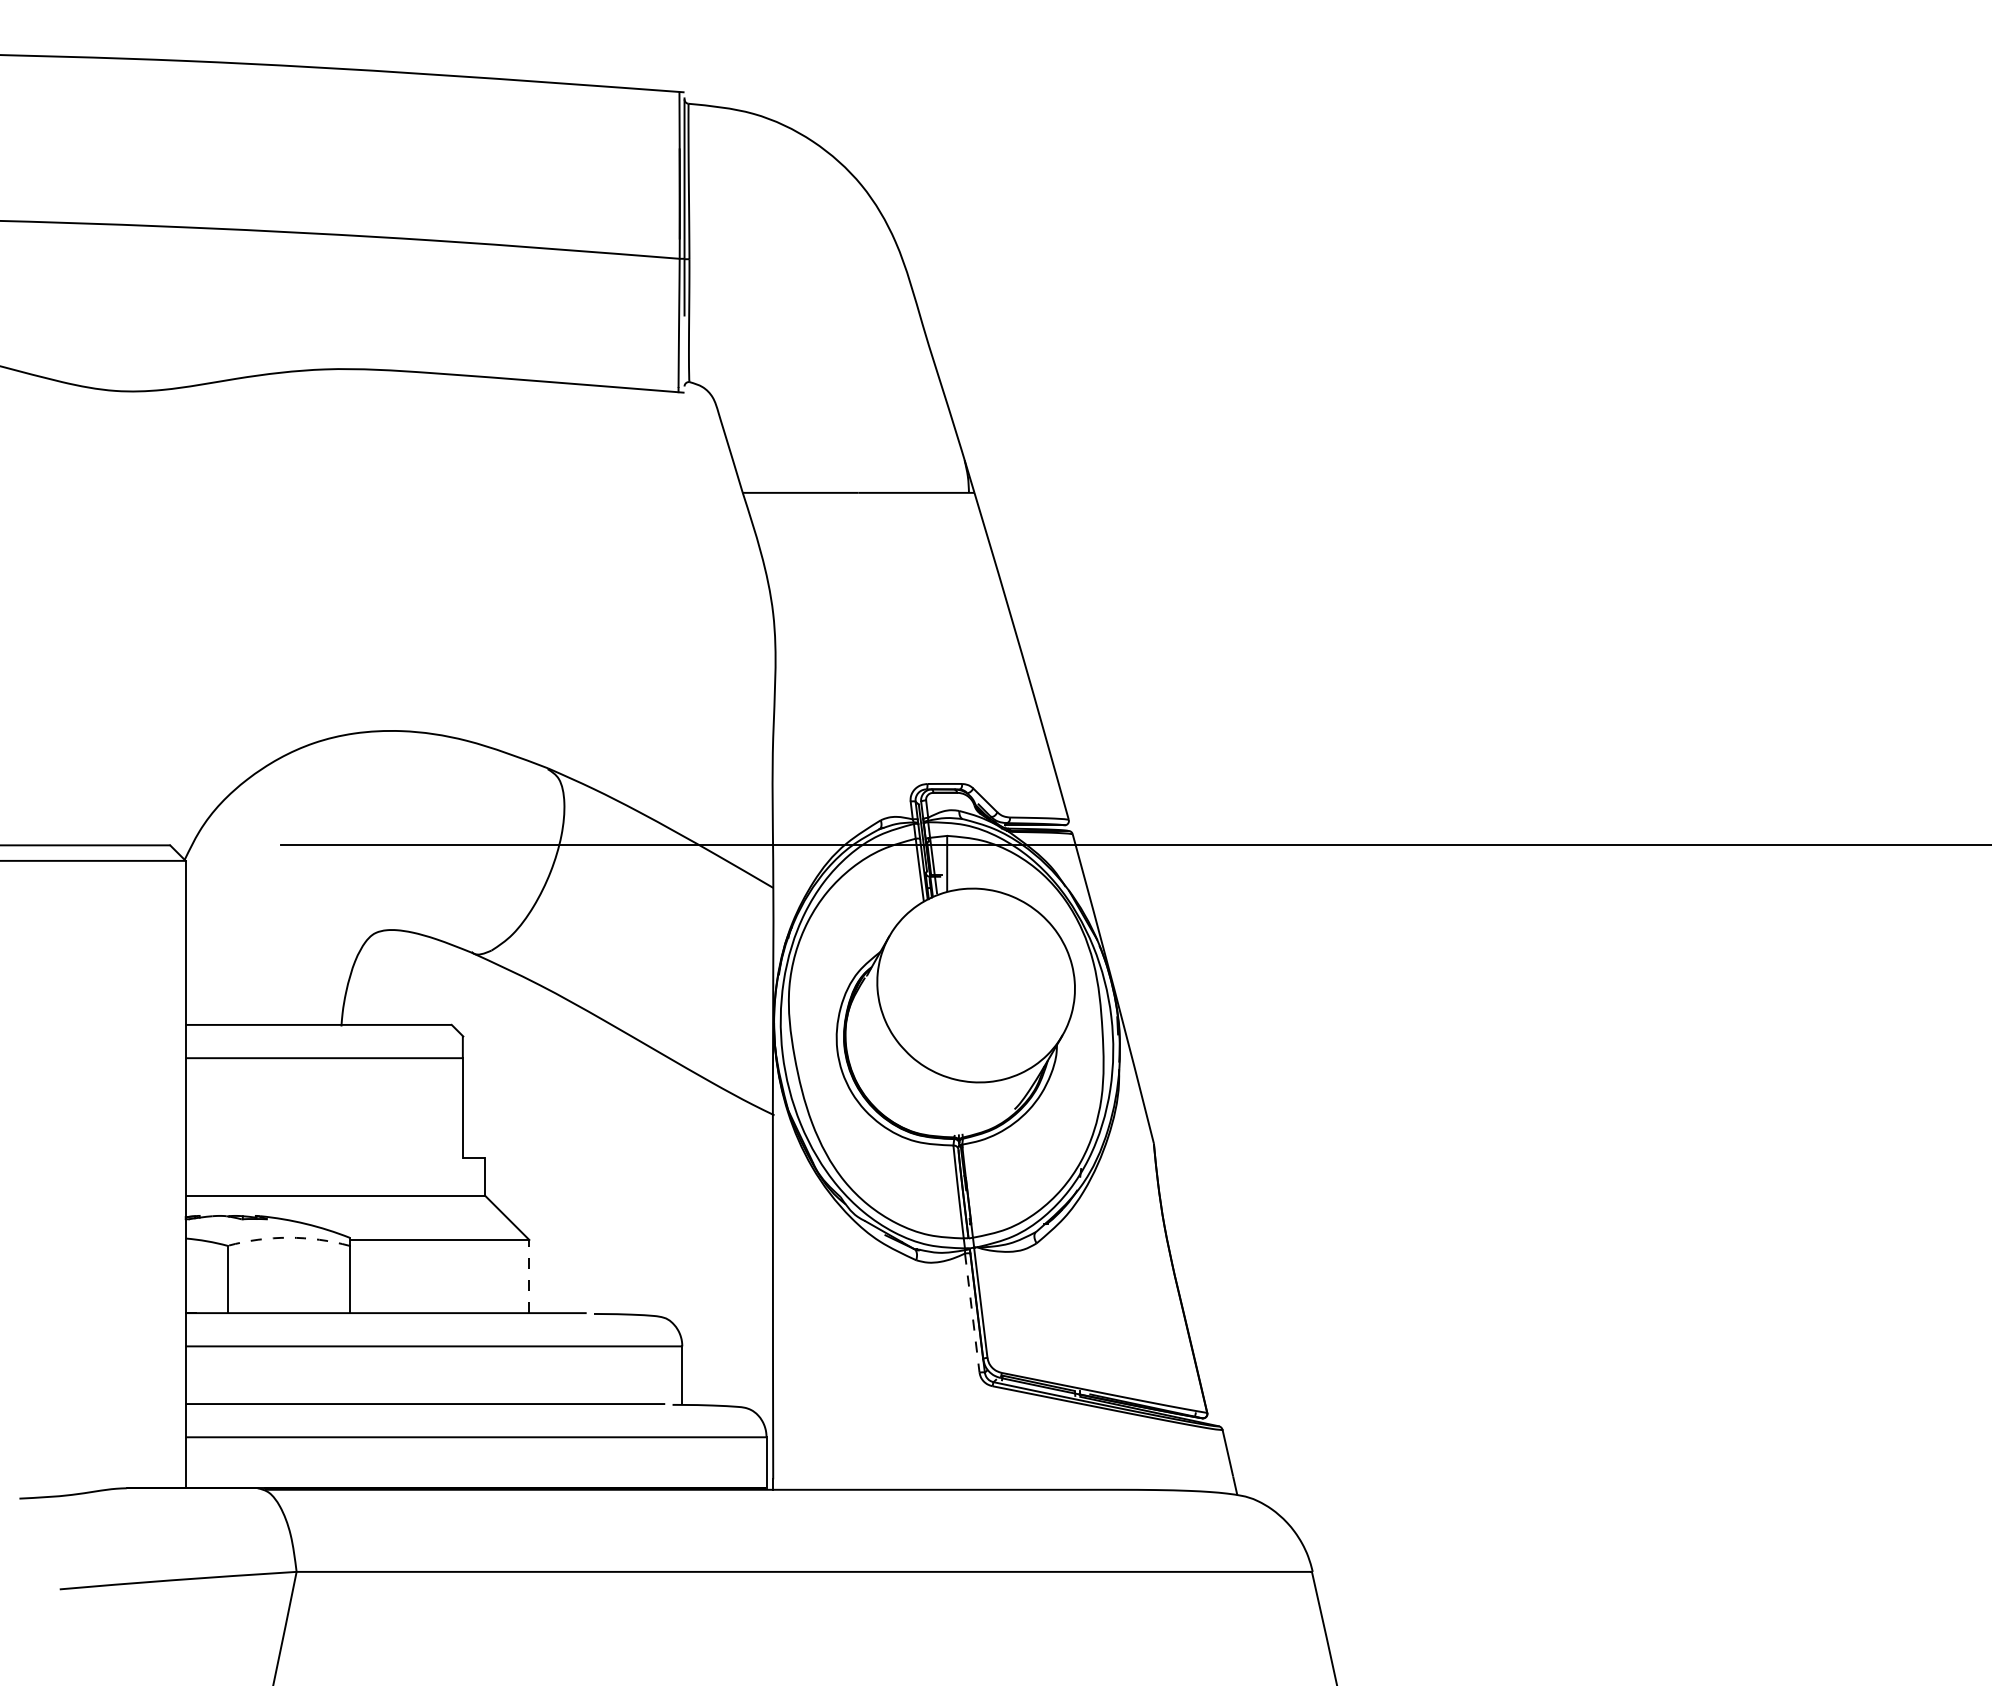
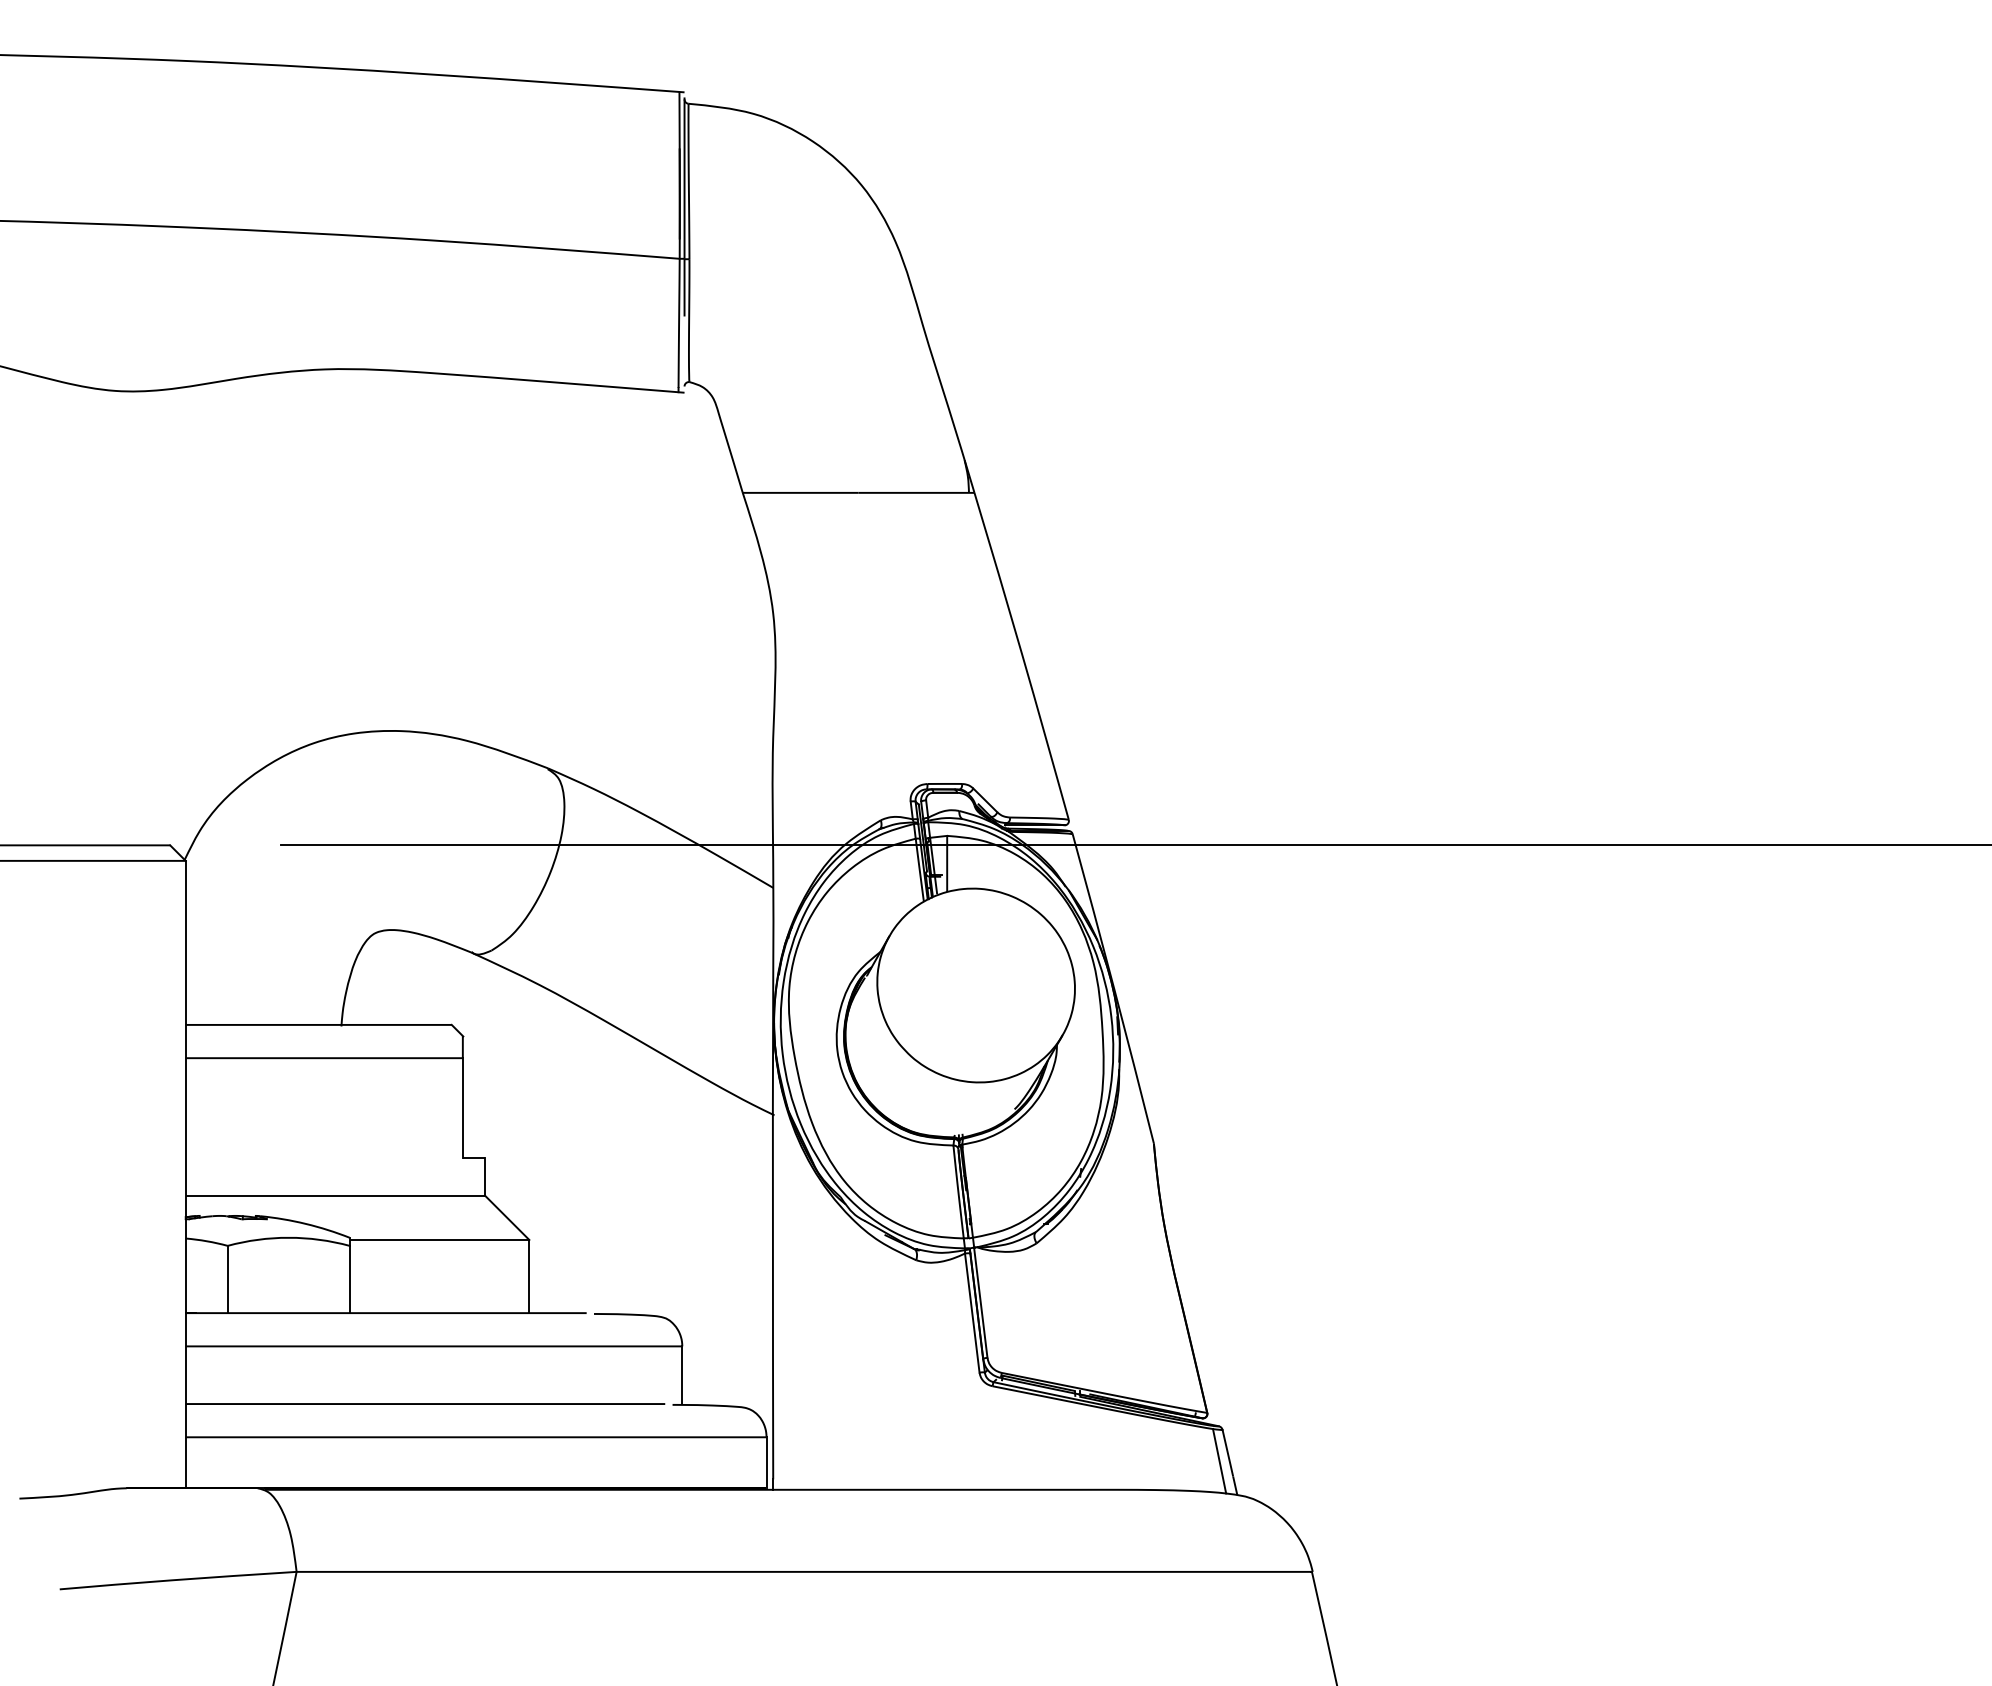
arc: dashed -> solid (288, 1237)
line: dashed -> solid (529, 1276)
line: dashed -> solid (972, 1313)
line: none -> present (1219, 1460)
